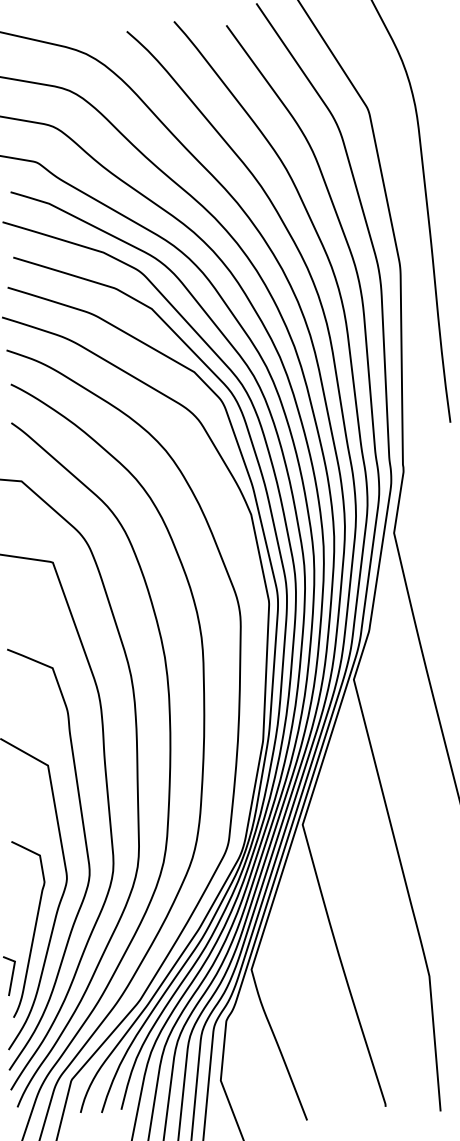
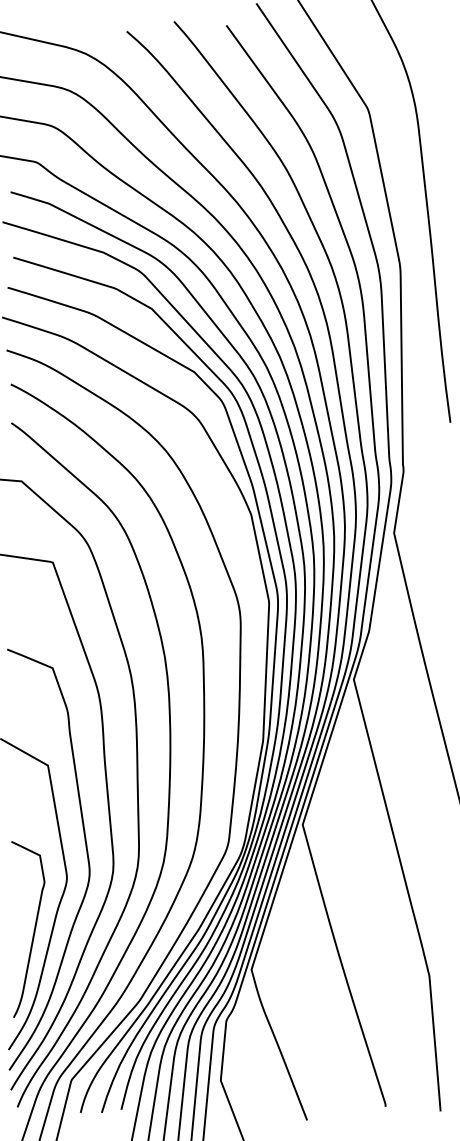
line: present -> none (11, 976)
